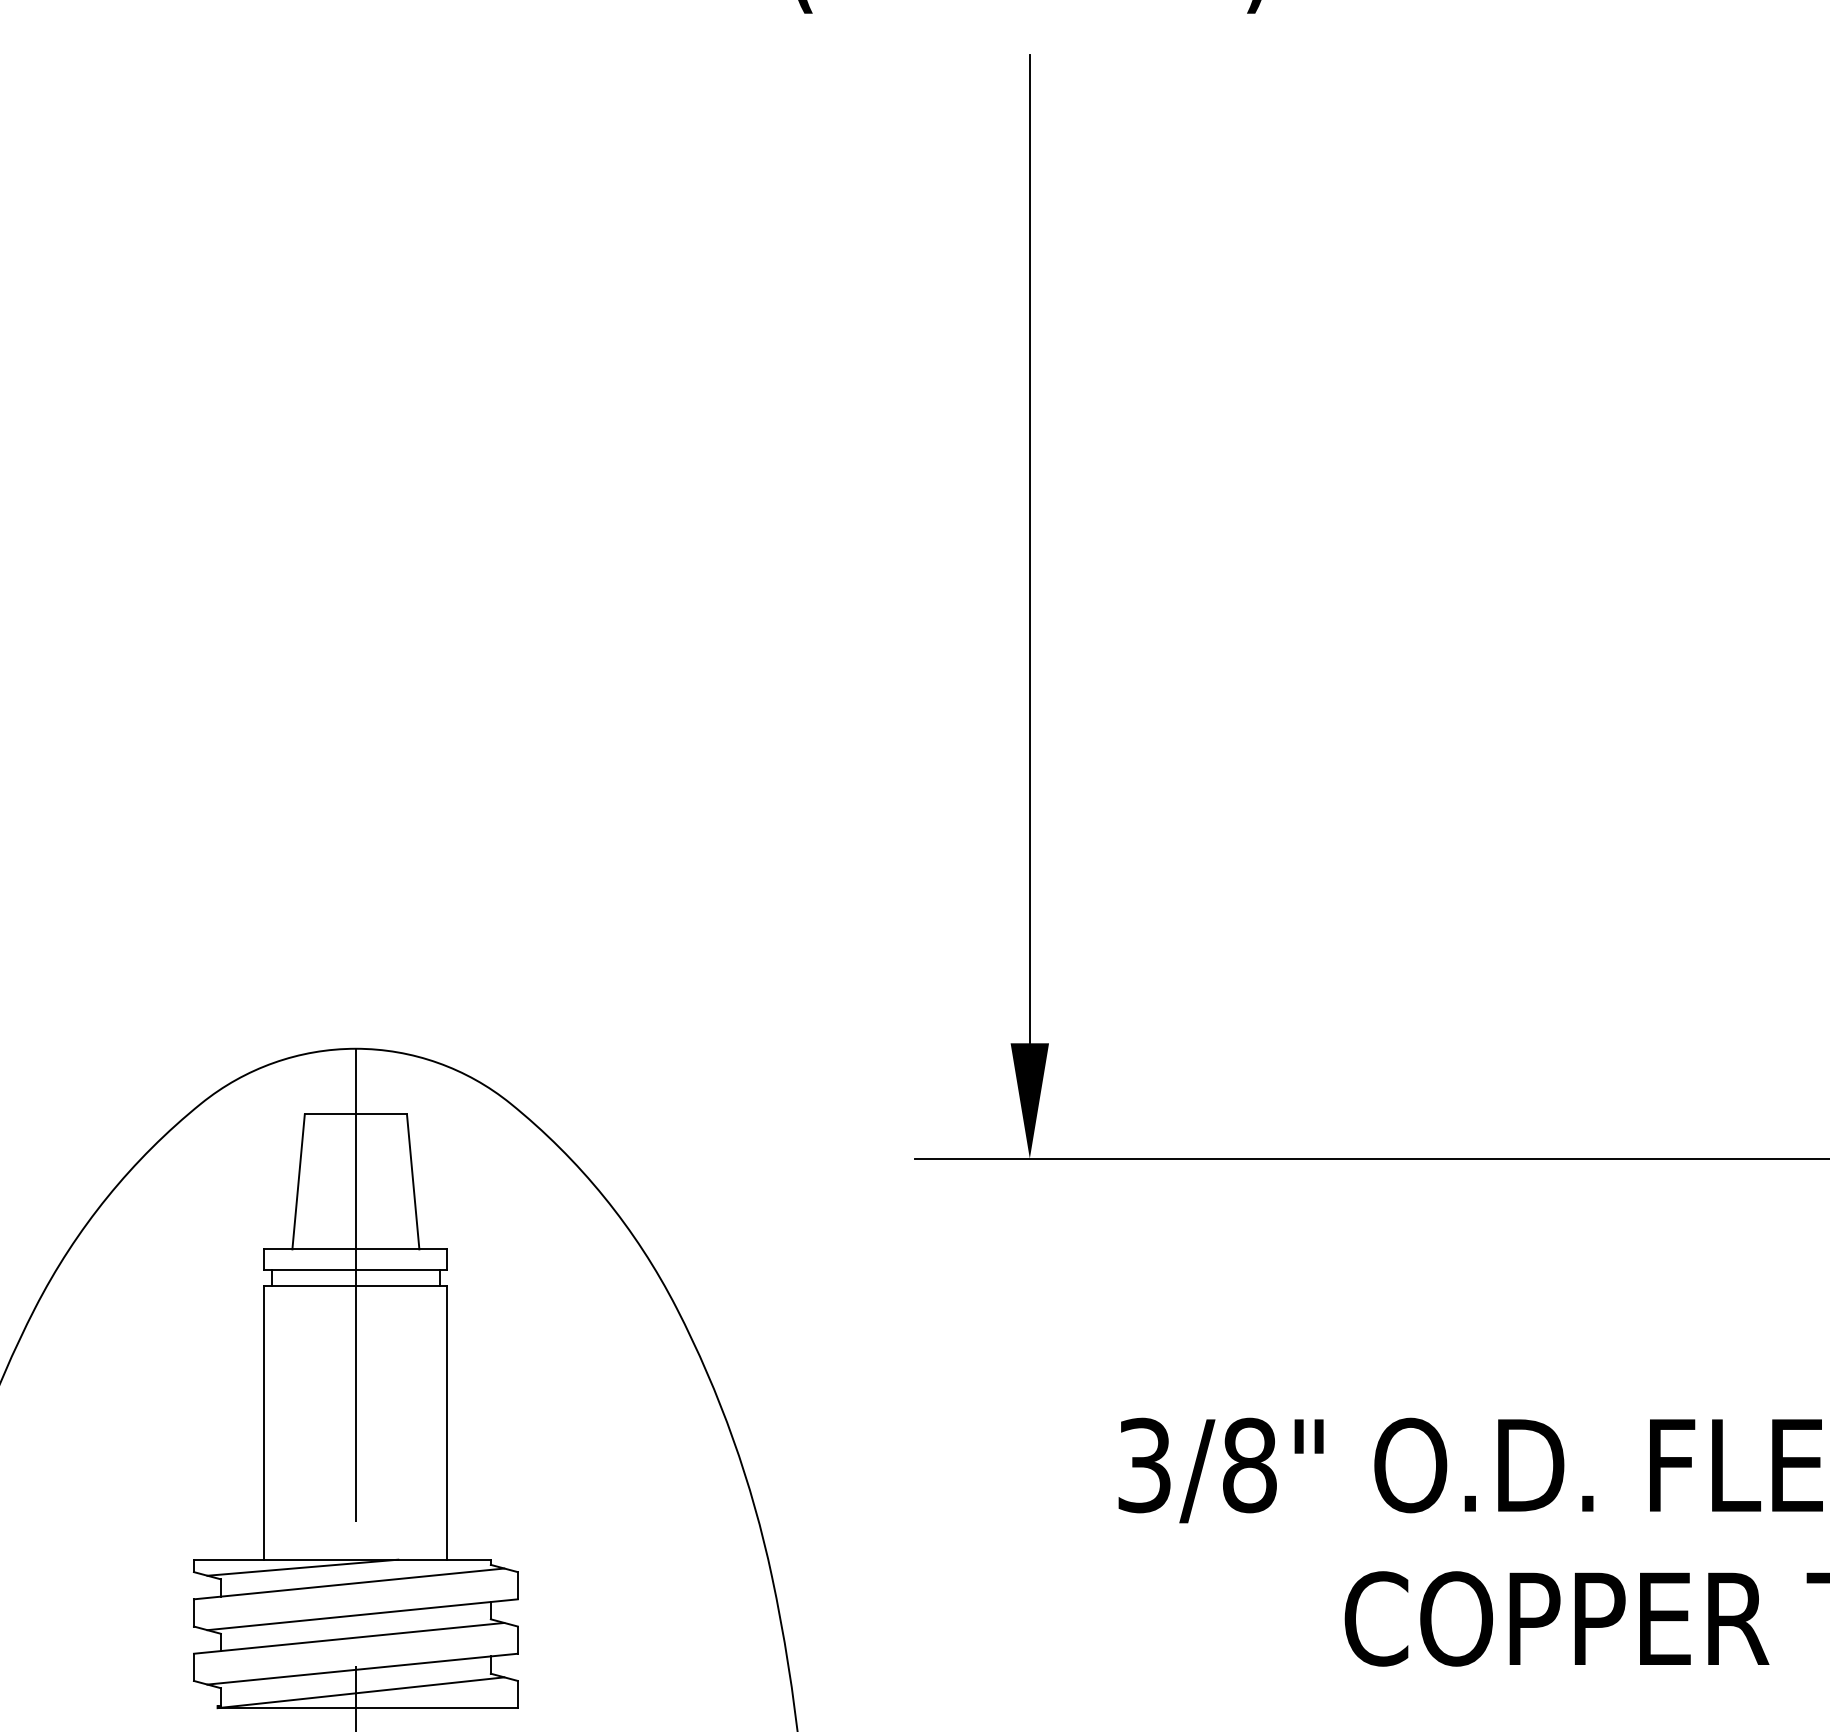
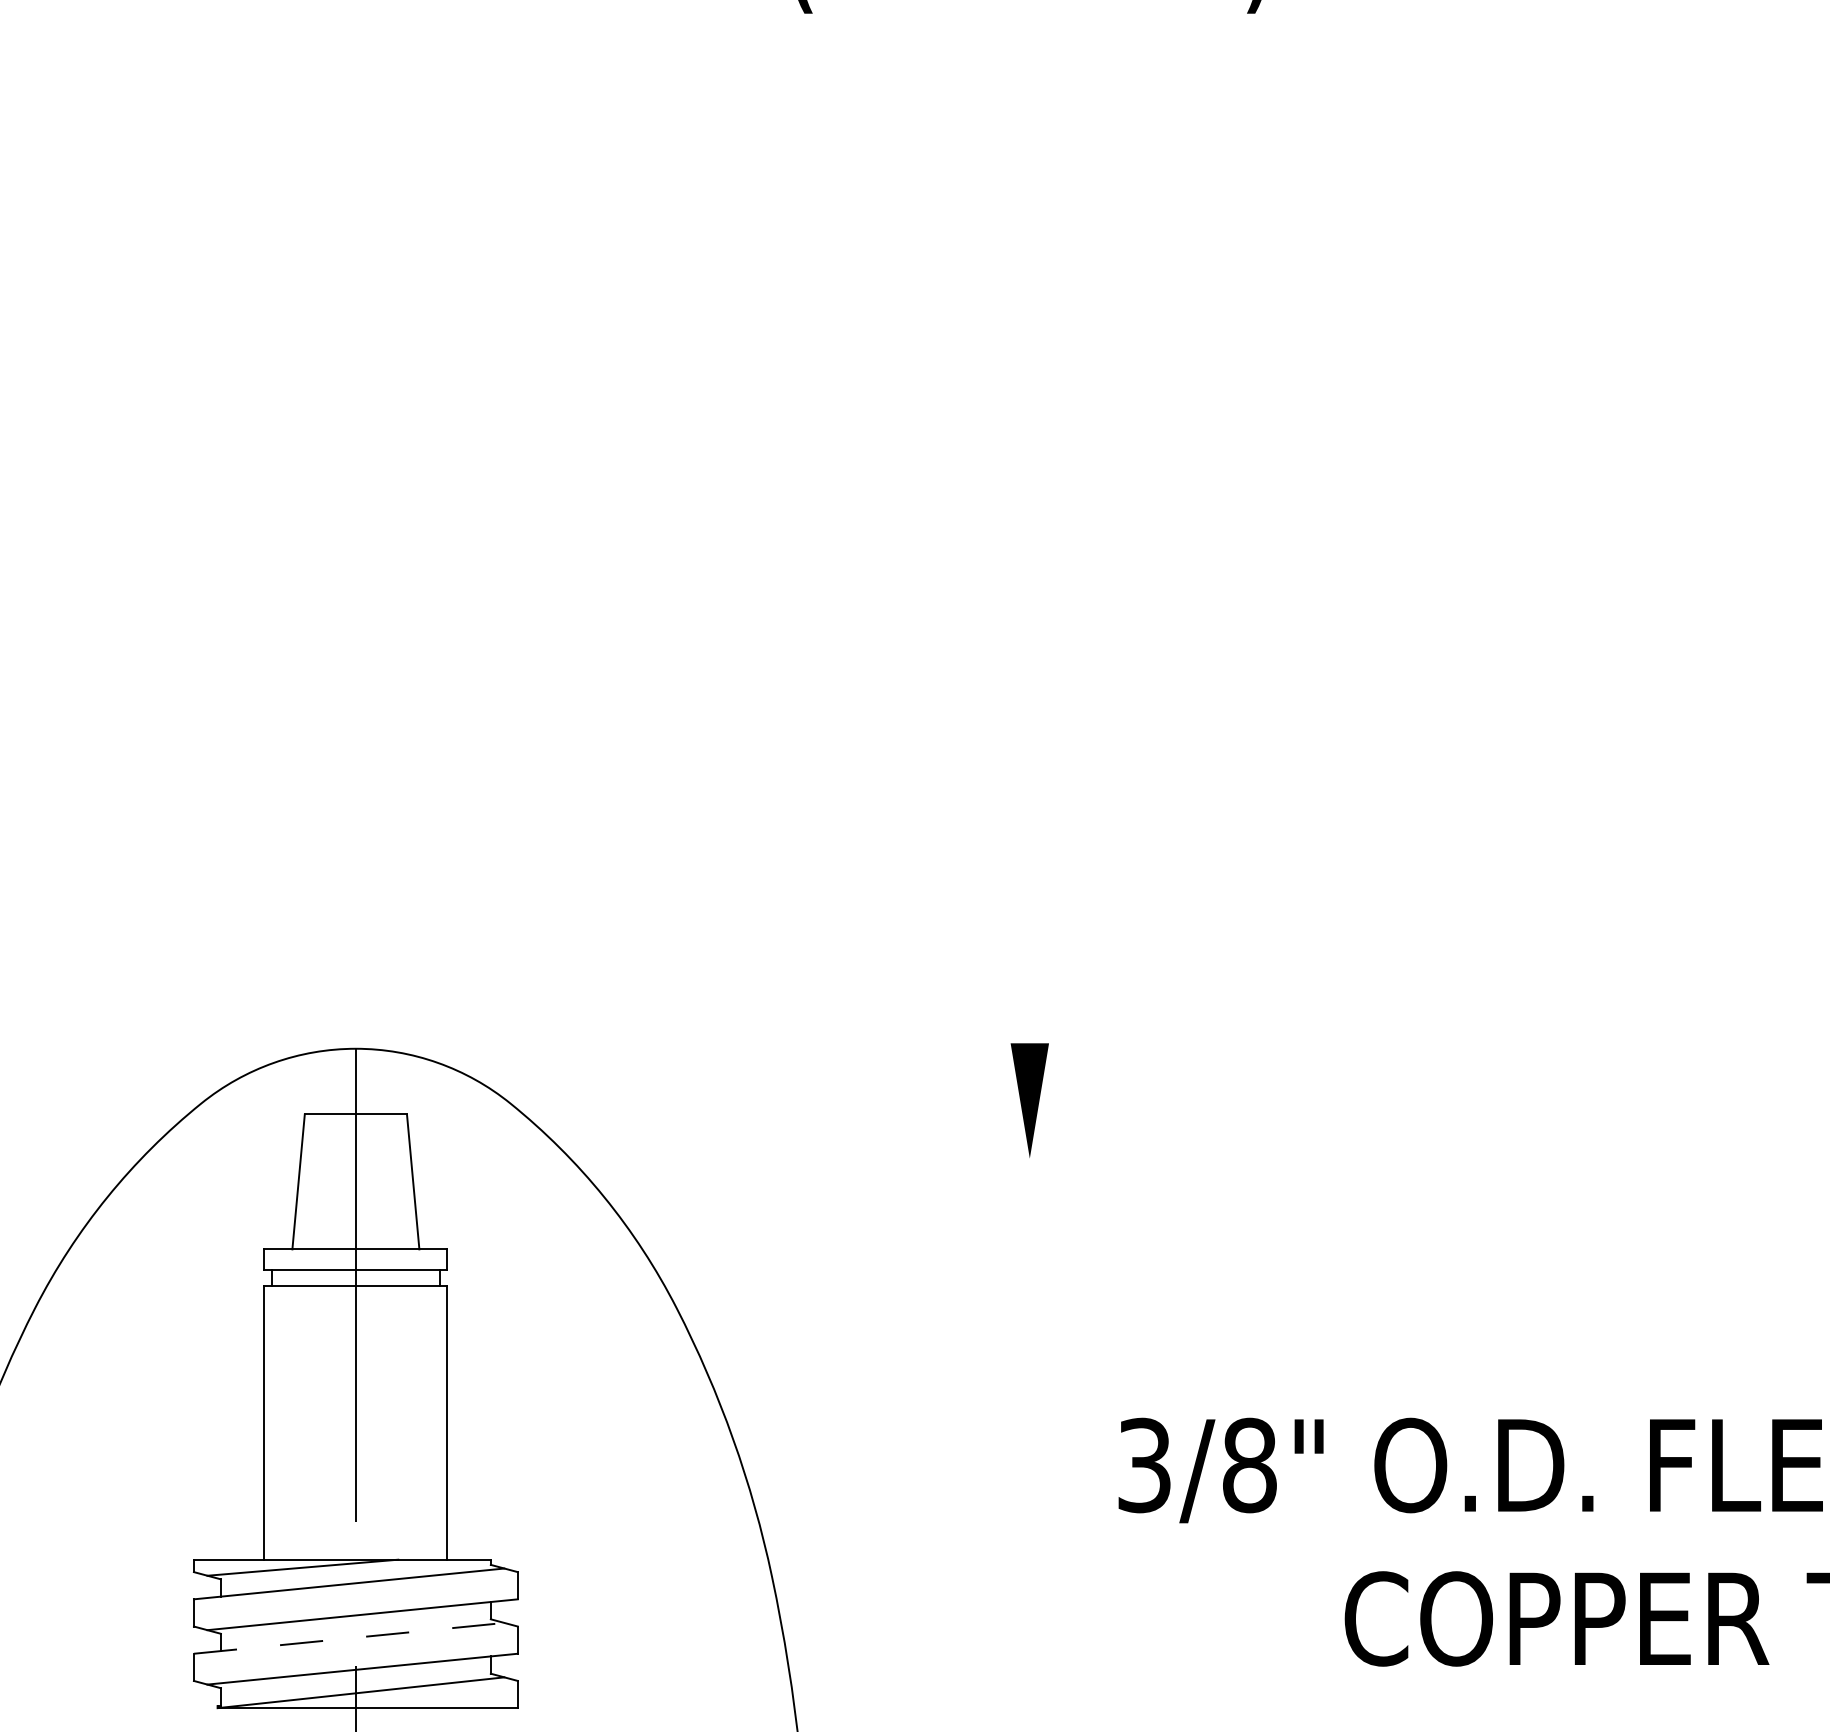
line: present -> none (1029, 549)
line: present -> none (1370, 1158)
line: solid -> dashed (349, 1638)
